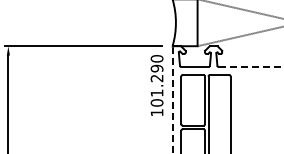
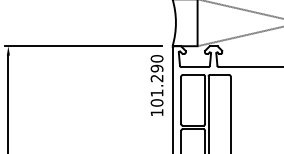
line: dashed -> solid (251, 67)
line: dashed -> solid (172, 100)
